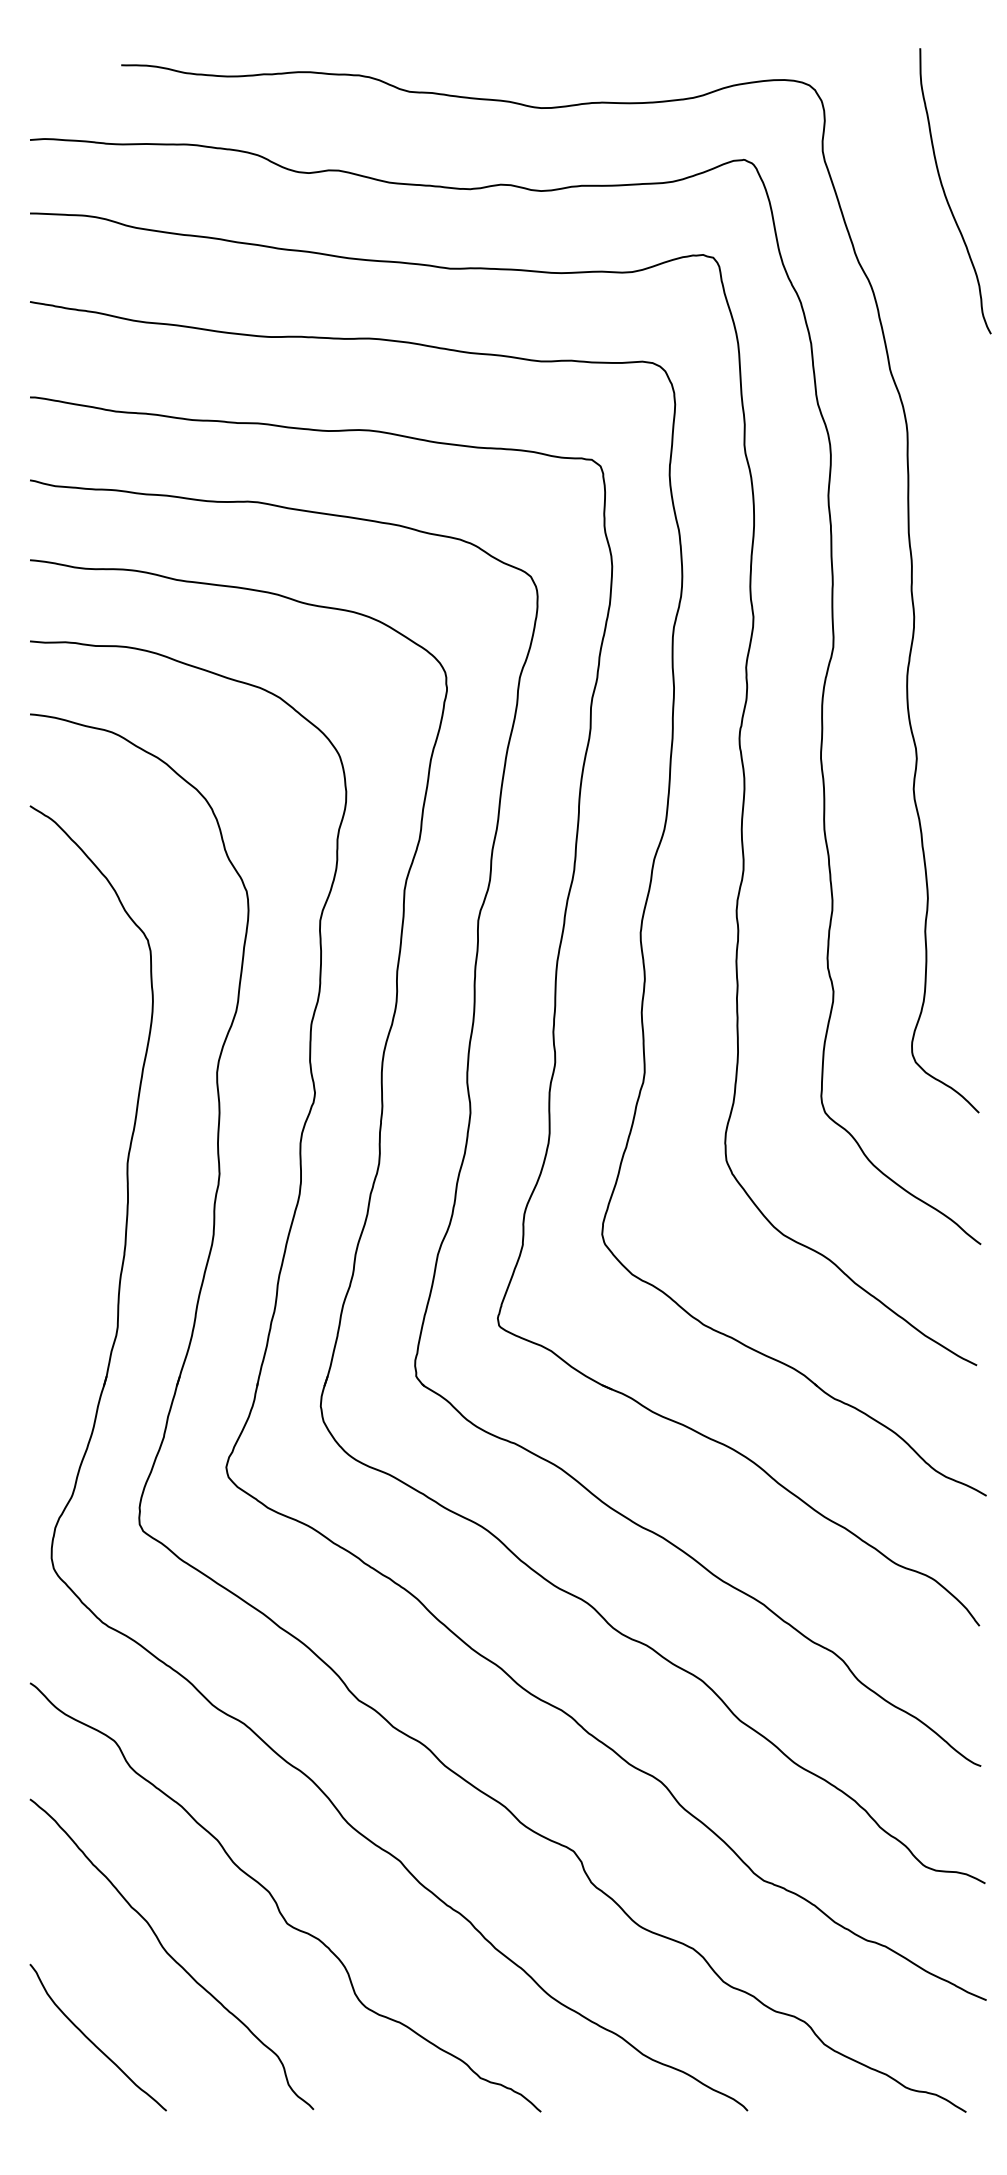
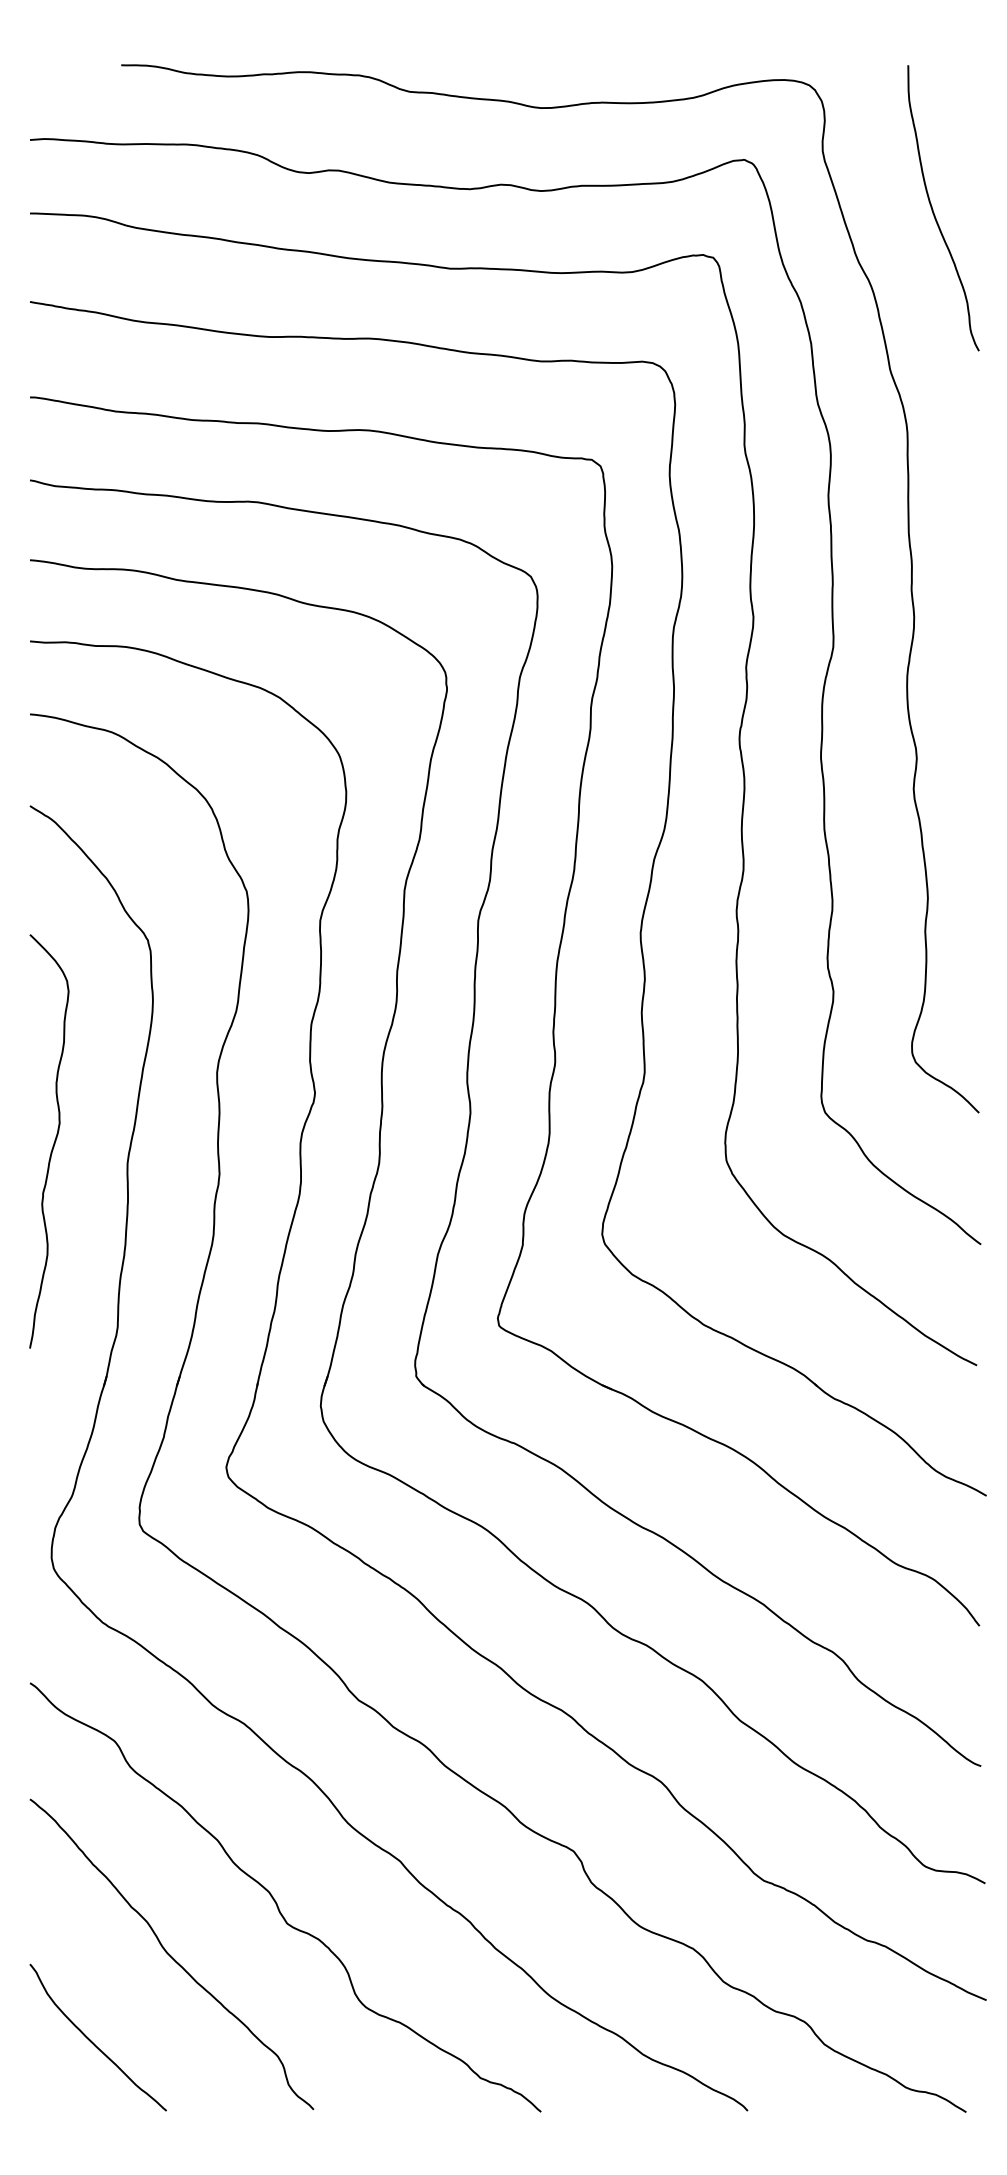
curve position: (946, 195) -> (934, 212) (934, 212)
curve: none -> present (53, 1142)
